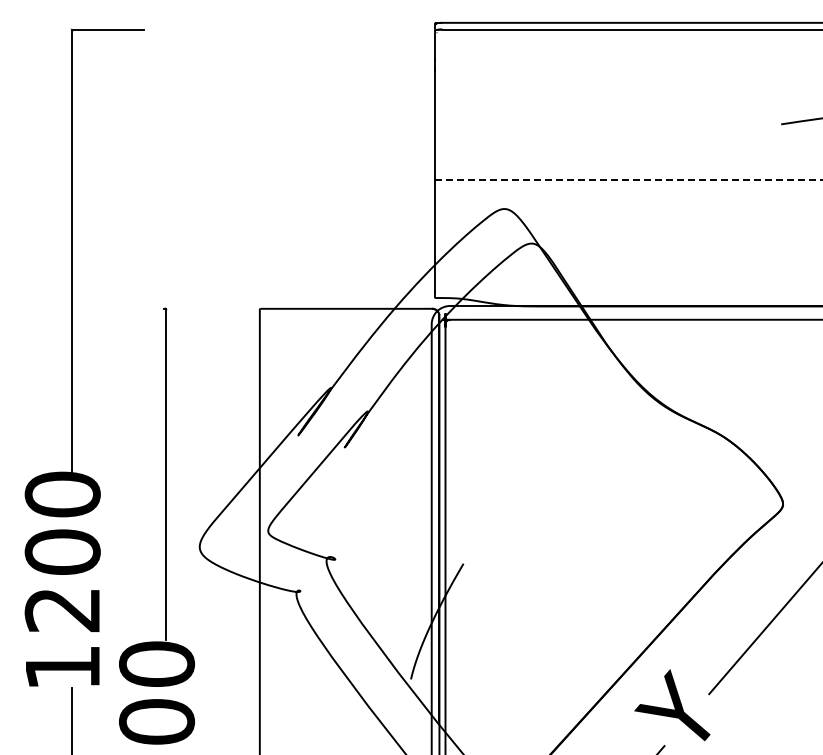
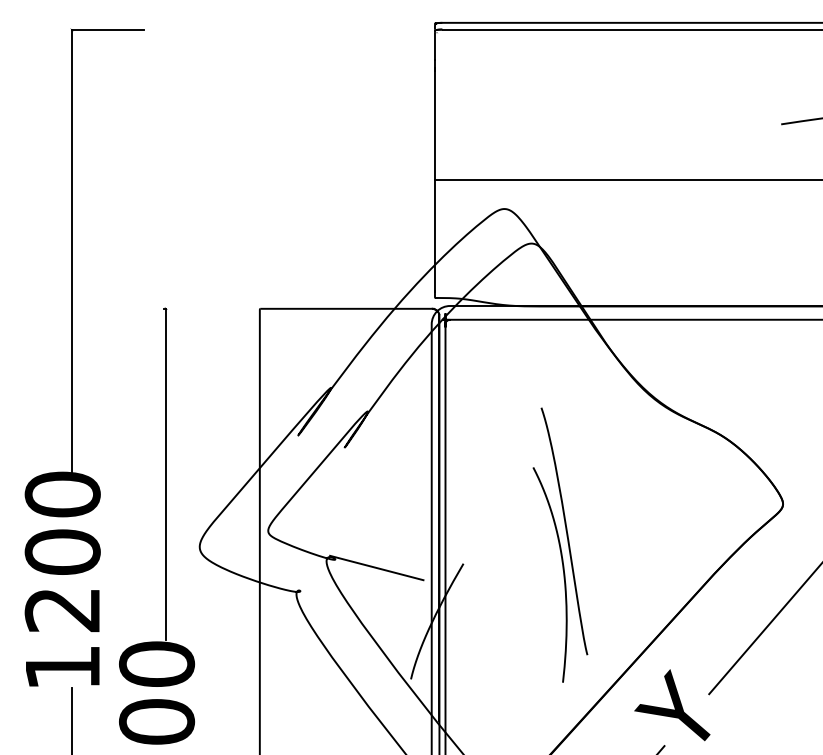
line: dashed -> solid (628, 180)
part: none -> present (560, 544)
line: none -> present (376, 567)
